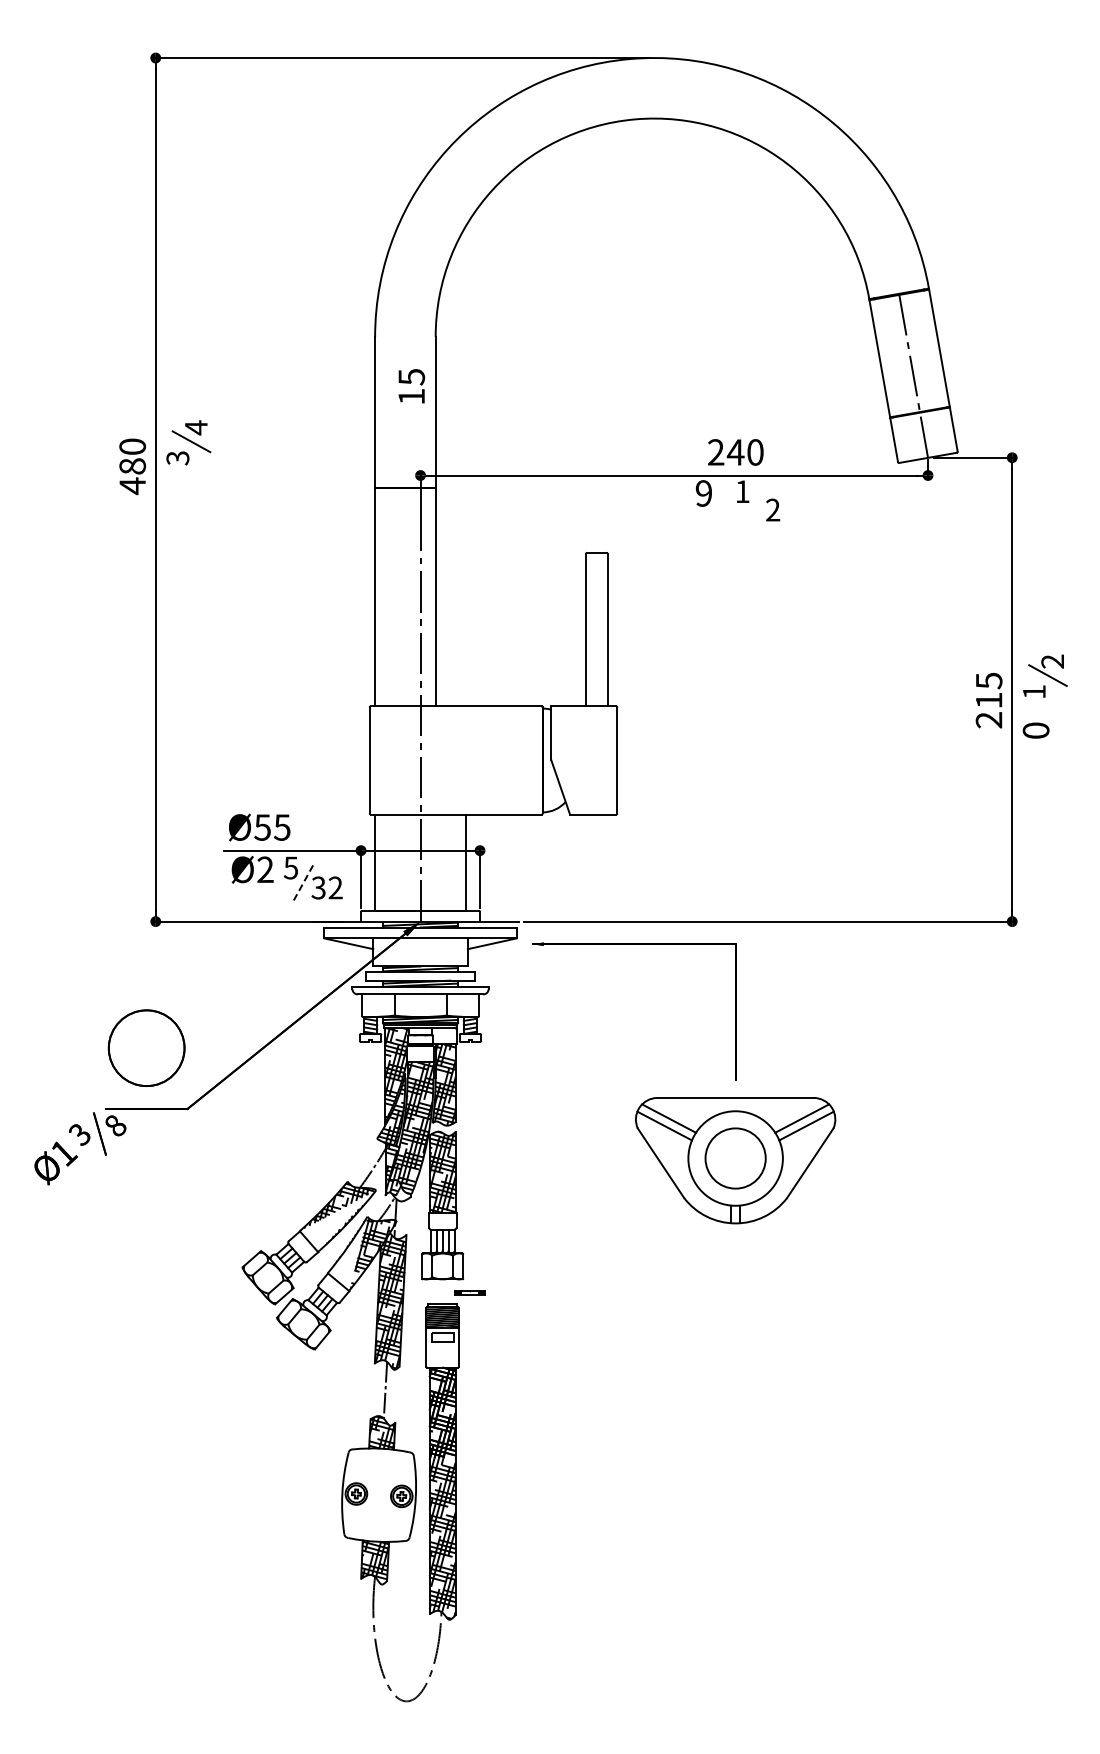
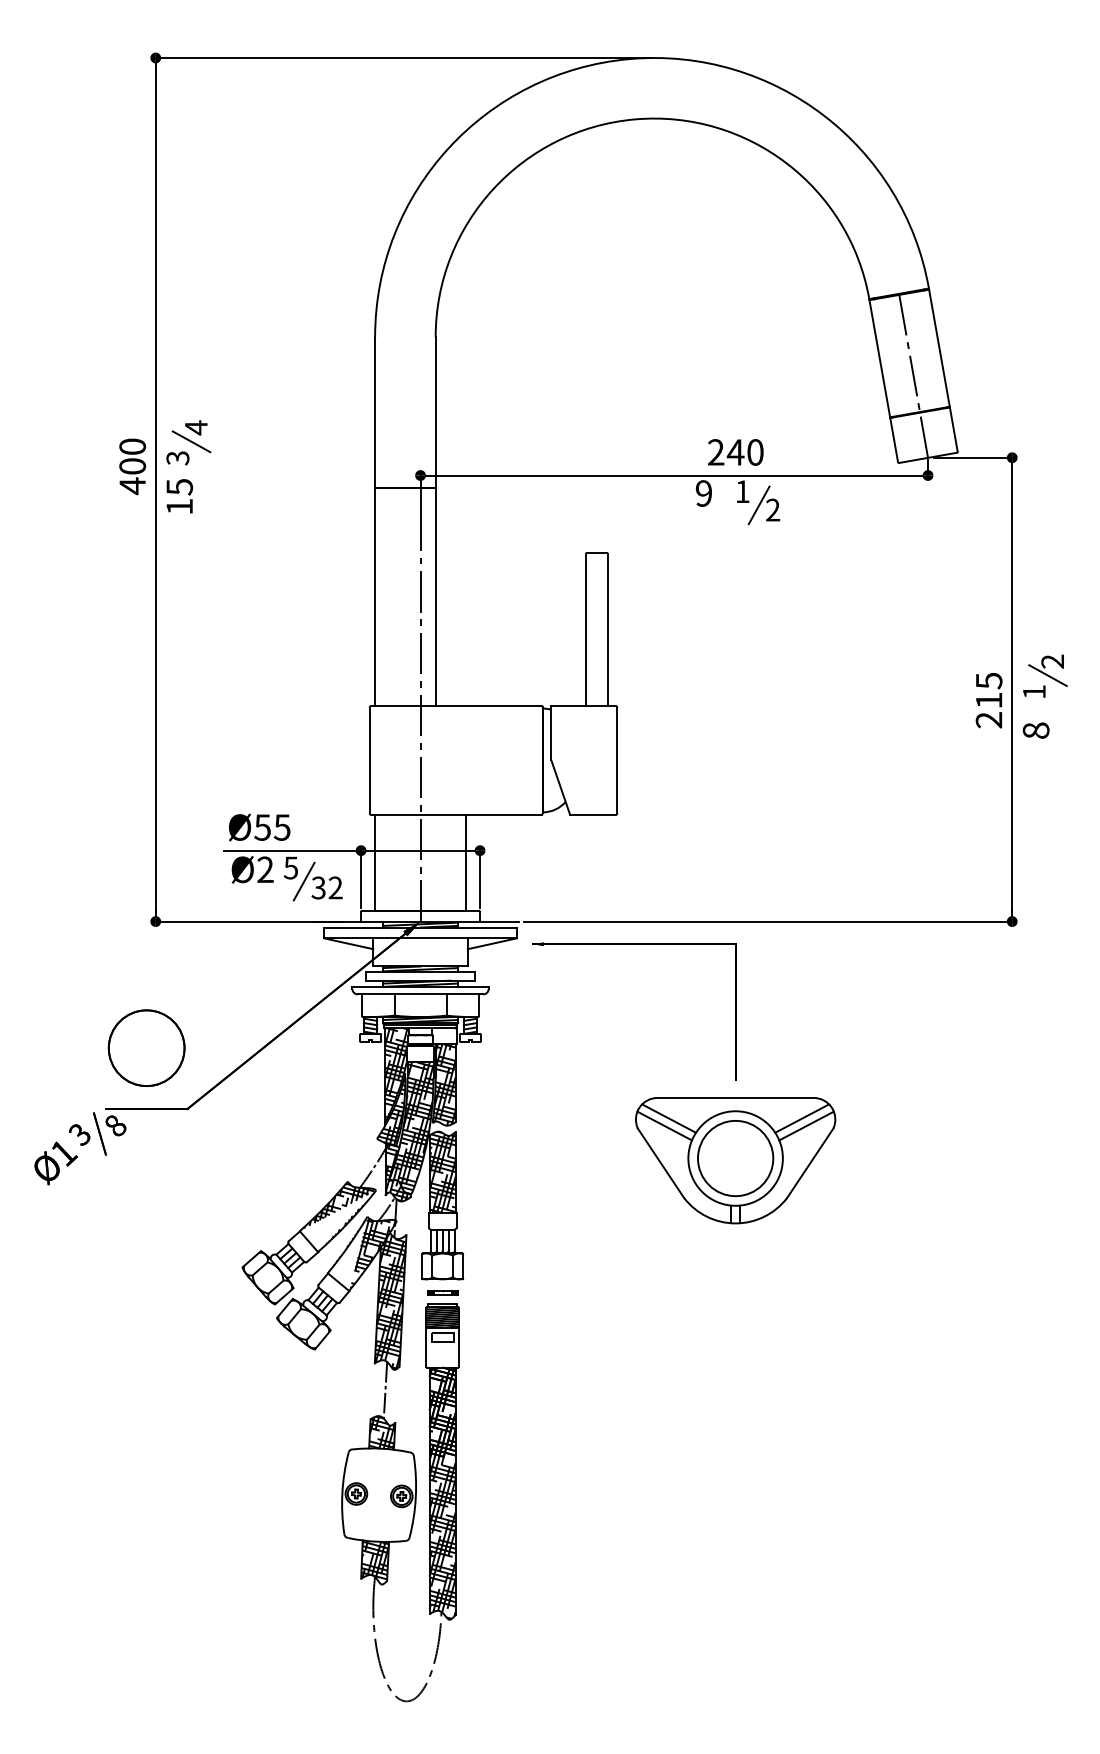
text position: (411, 386) -> (179, 496) (179, 496)
text: 480 -> 400 (132, 466)
line: none -> present (758, 505)
text: 0 -> 8 (1036, 730)
line: dashed -> solid (304, 881)
circle diameter: 60 px -> 75 px (735, 1158)
hatch: none -> present (403, 1196)
part position: (469, 1292) -> (442, 1292) (442, 1292)
